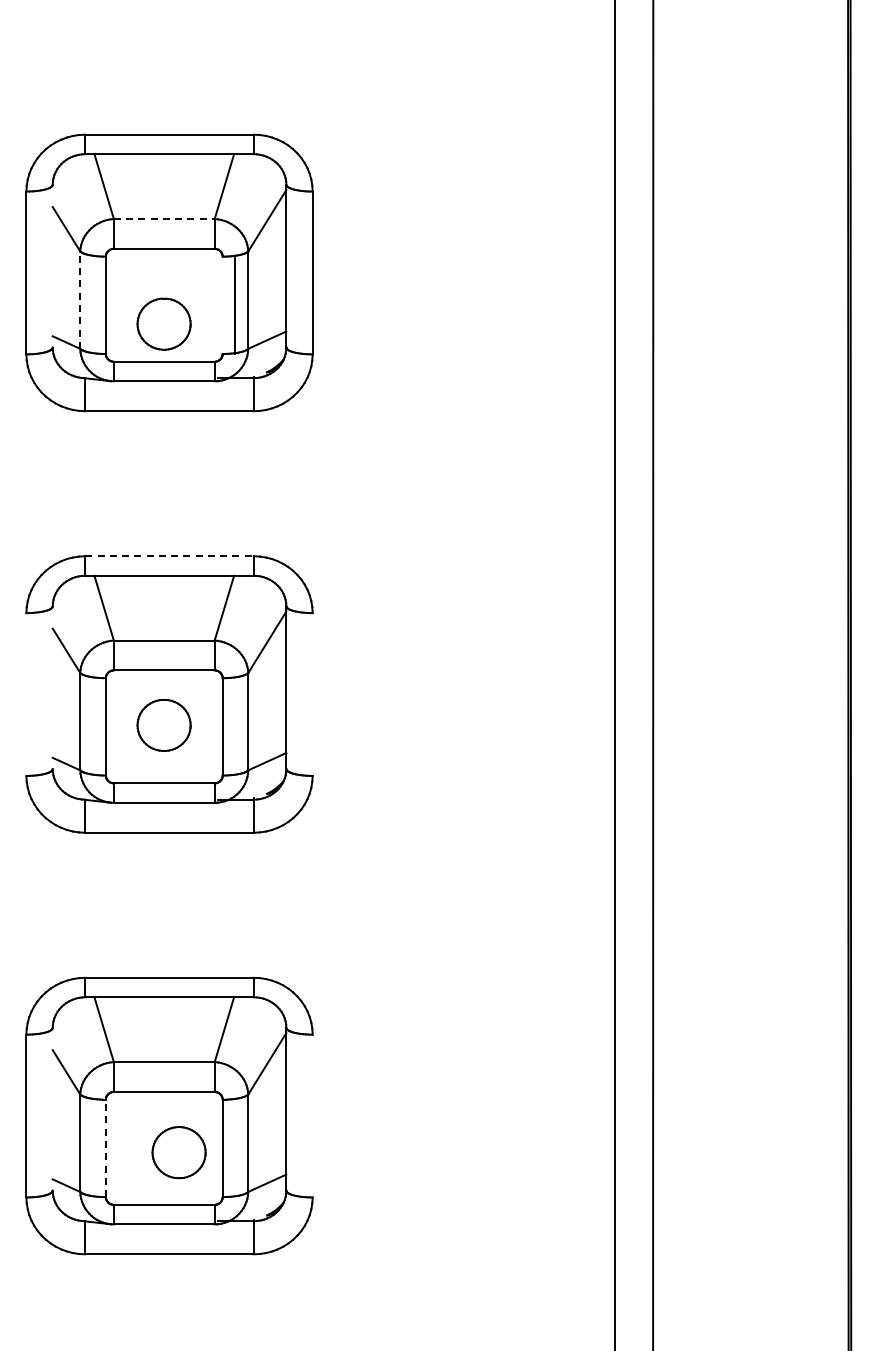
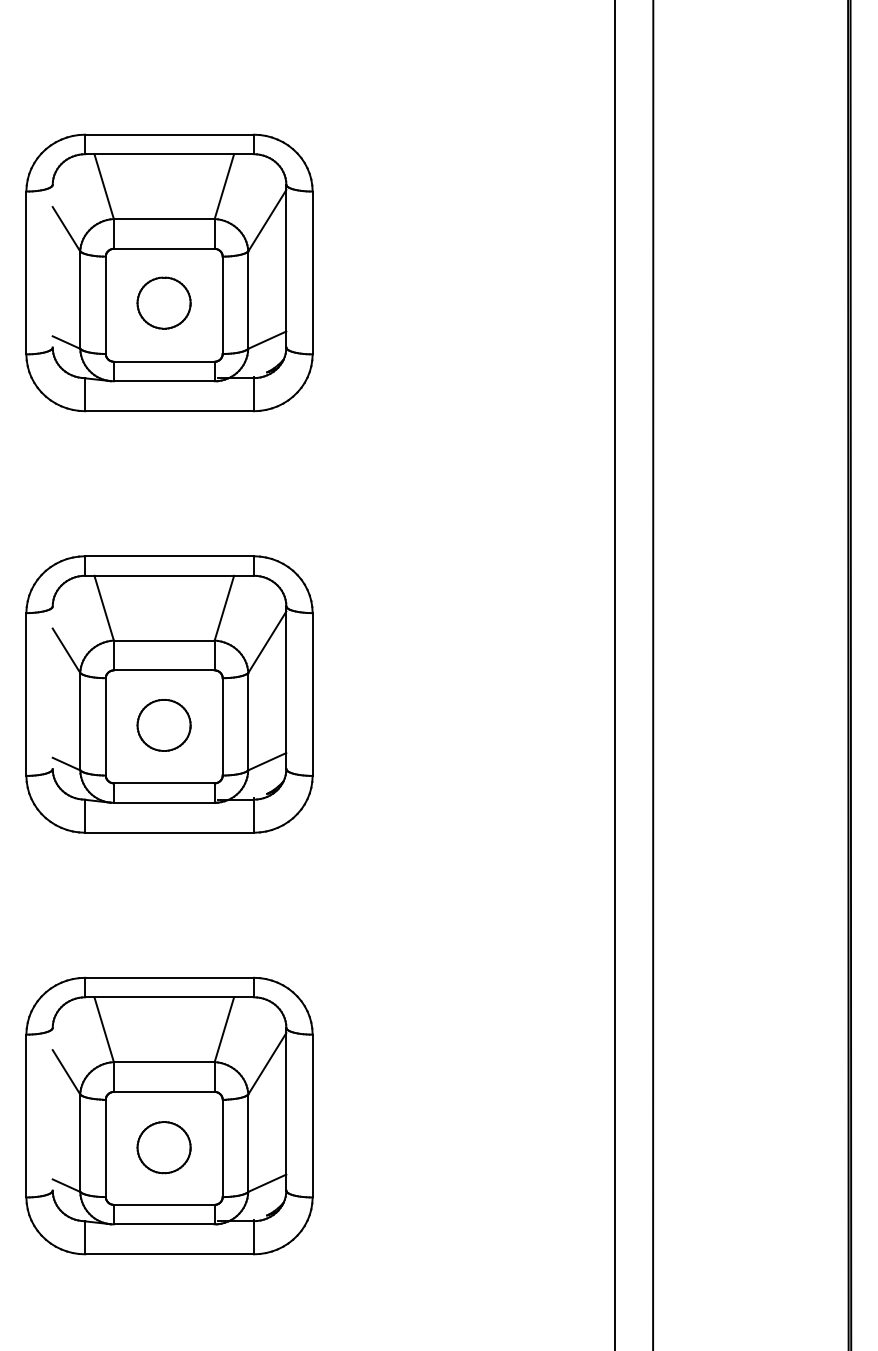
line: dashed -> solid (164, 219)
line: dashed -> solid (80, 300)
line position: (234, 304) -> (222, 304) (222, 304)
part position: (163, 323) -> (163, 302) (163, 302)
line: dashed -> solid (170, 556)
line: none -> present (26, 694)
line: none -> present (312, 694)
line: none -> present (312, 1115)
line: dashed -> solid (105, 1148)
part position: (178, 1152) -> (163, 1147) (163, 1147)
